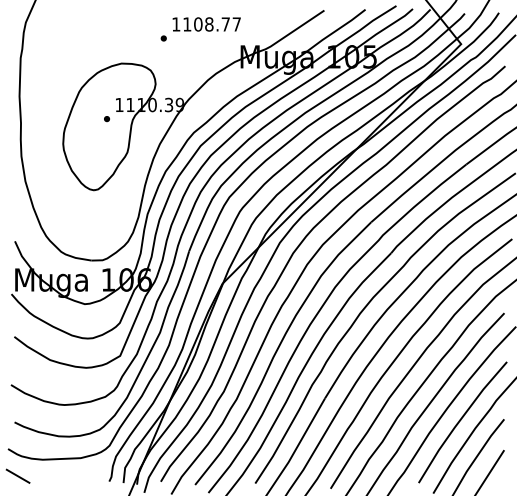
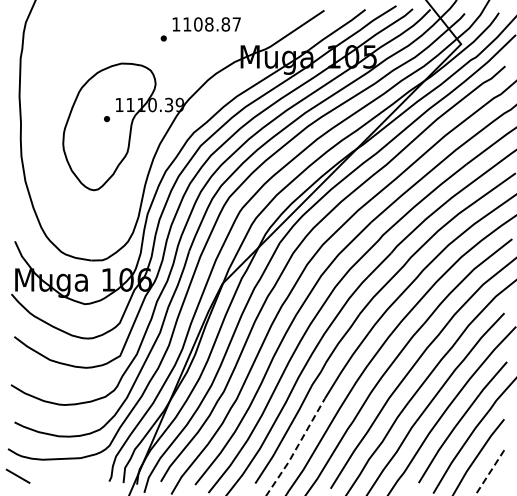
text: 1108.77 -> 1108.87 (225, 24)
line: solid -> dashed (296, 447)
line: solid -> dashed (489, 472)
